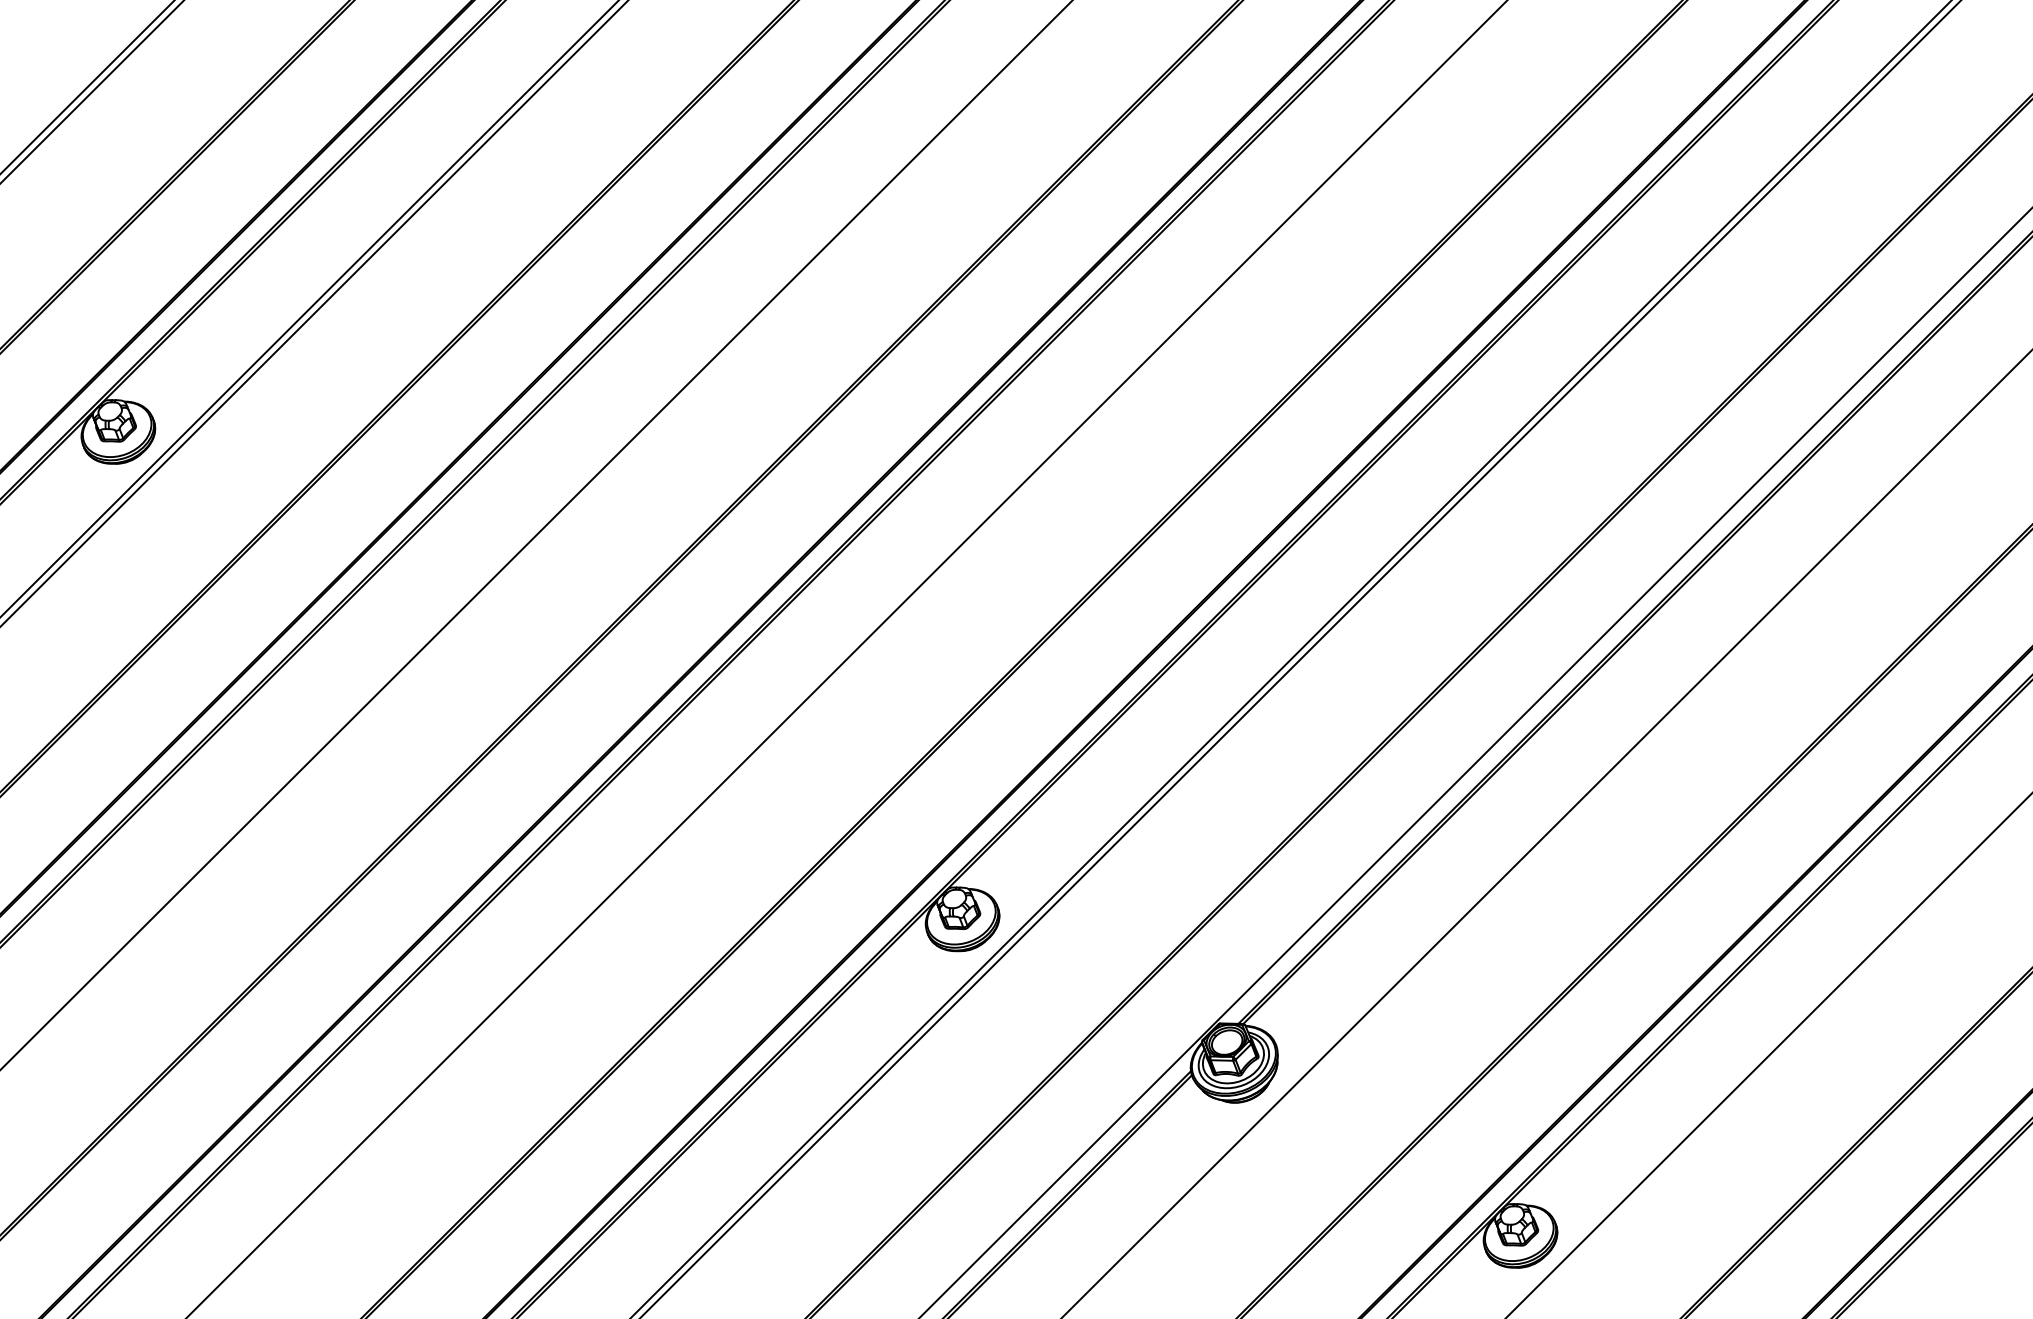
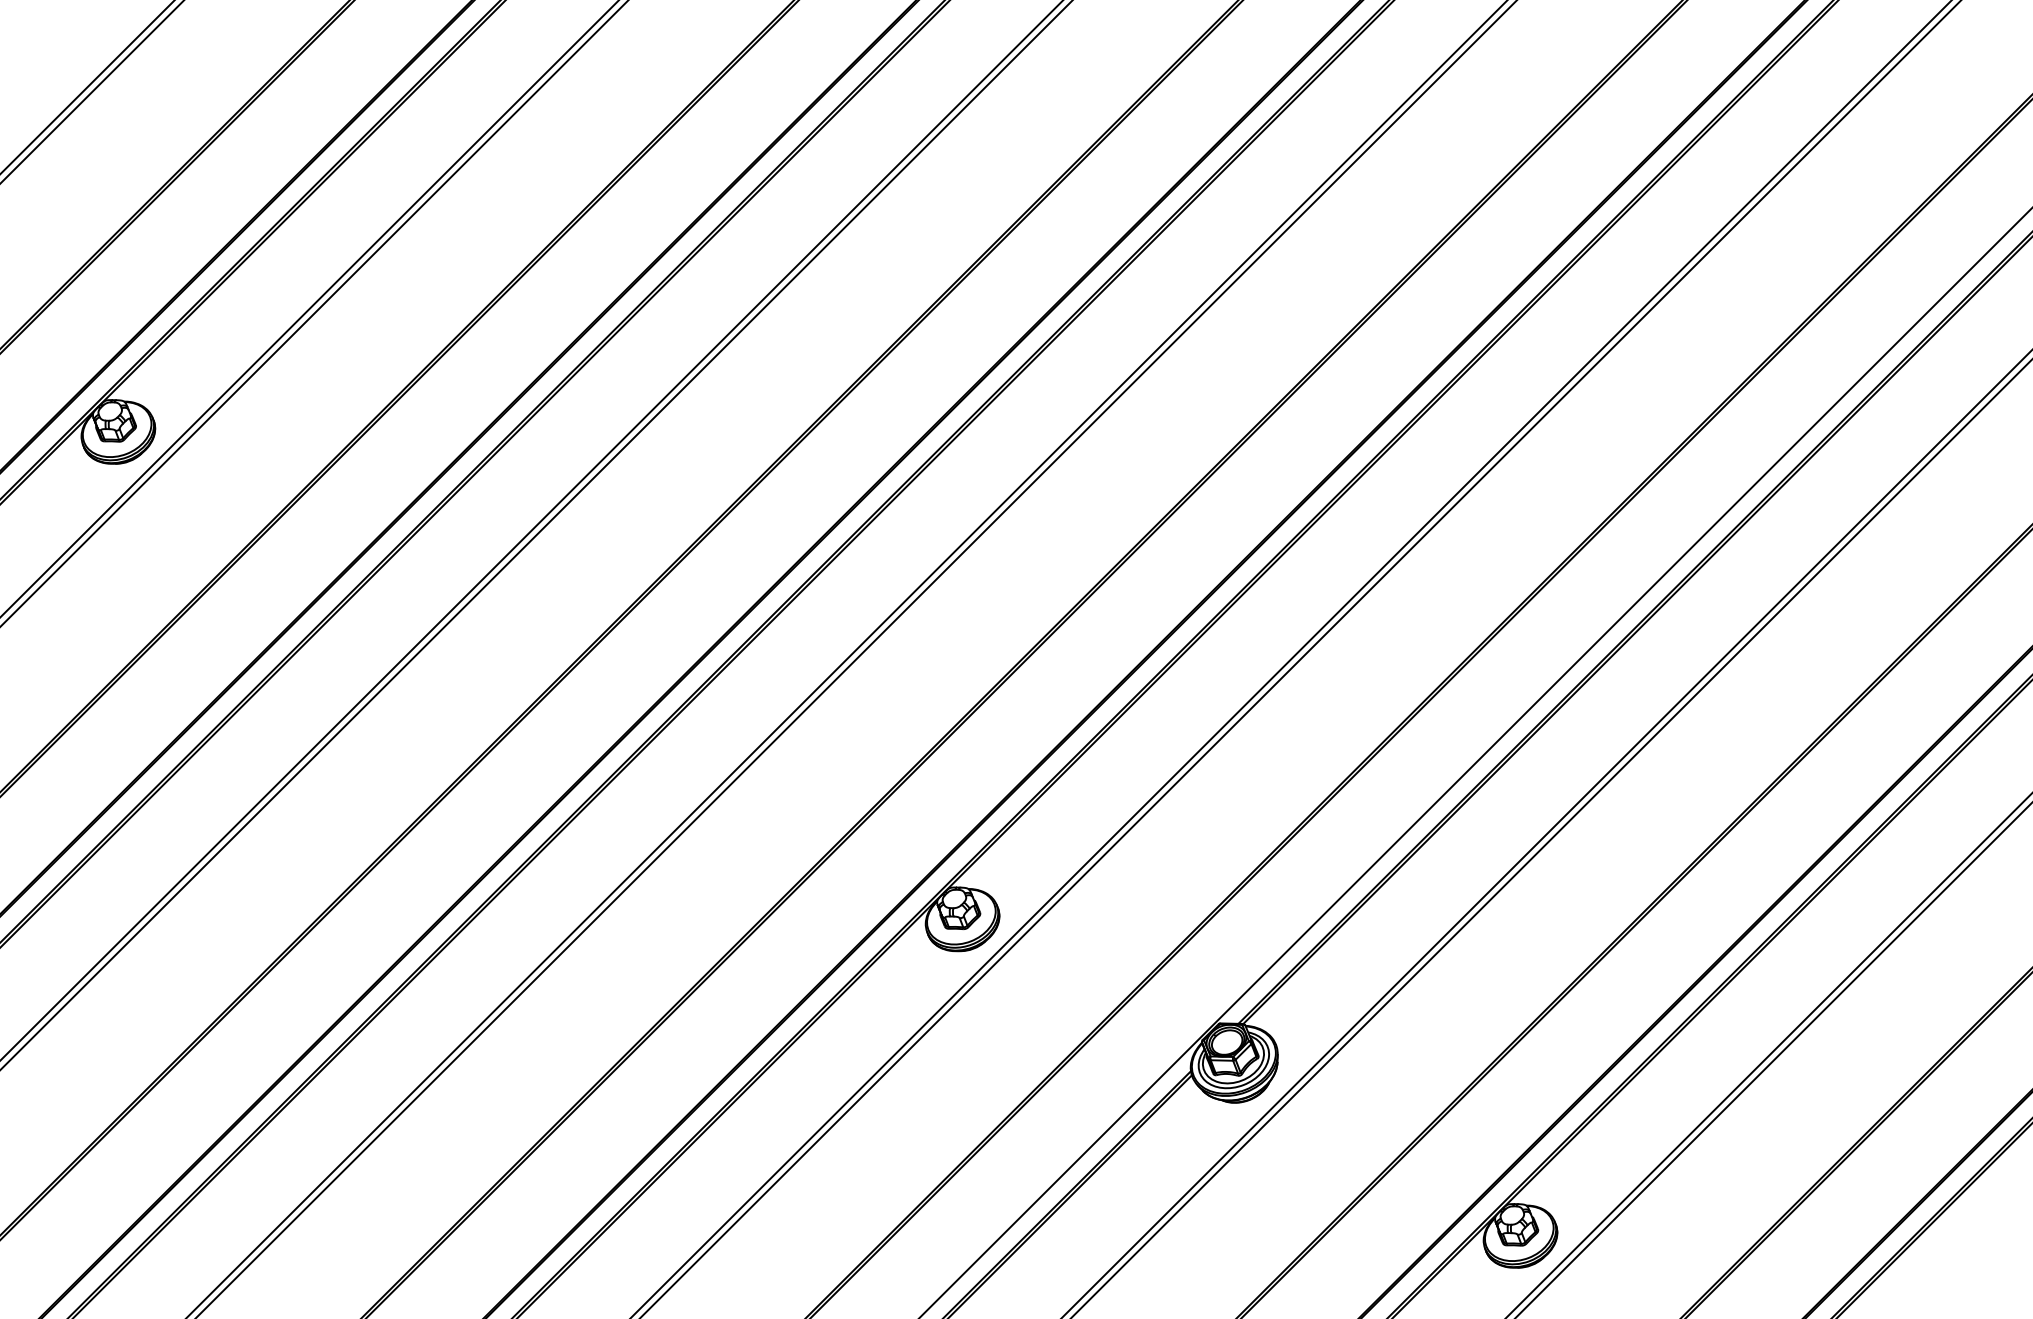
line: none -> present (531, 530)
line: none -> present (856, 658)
line: none -> present (1551, 838)
line: none -> present (1773, 1059)
